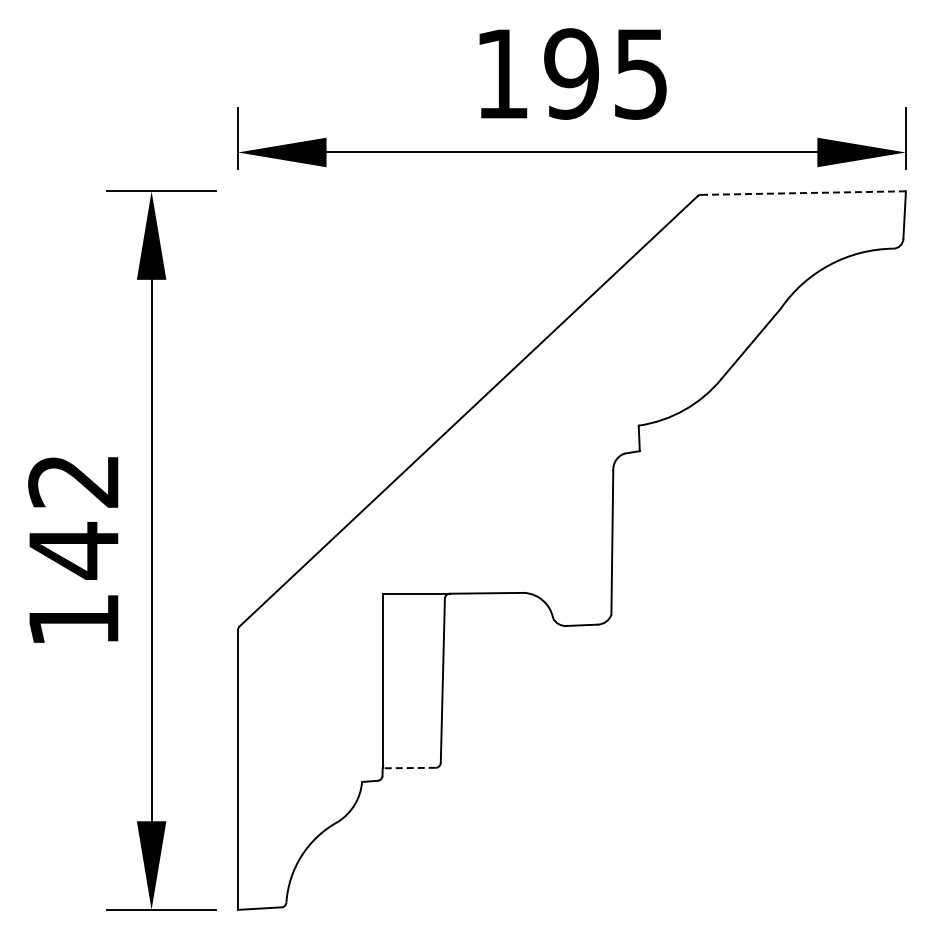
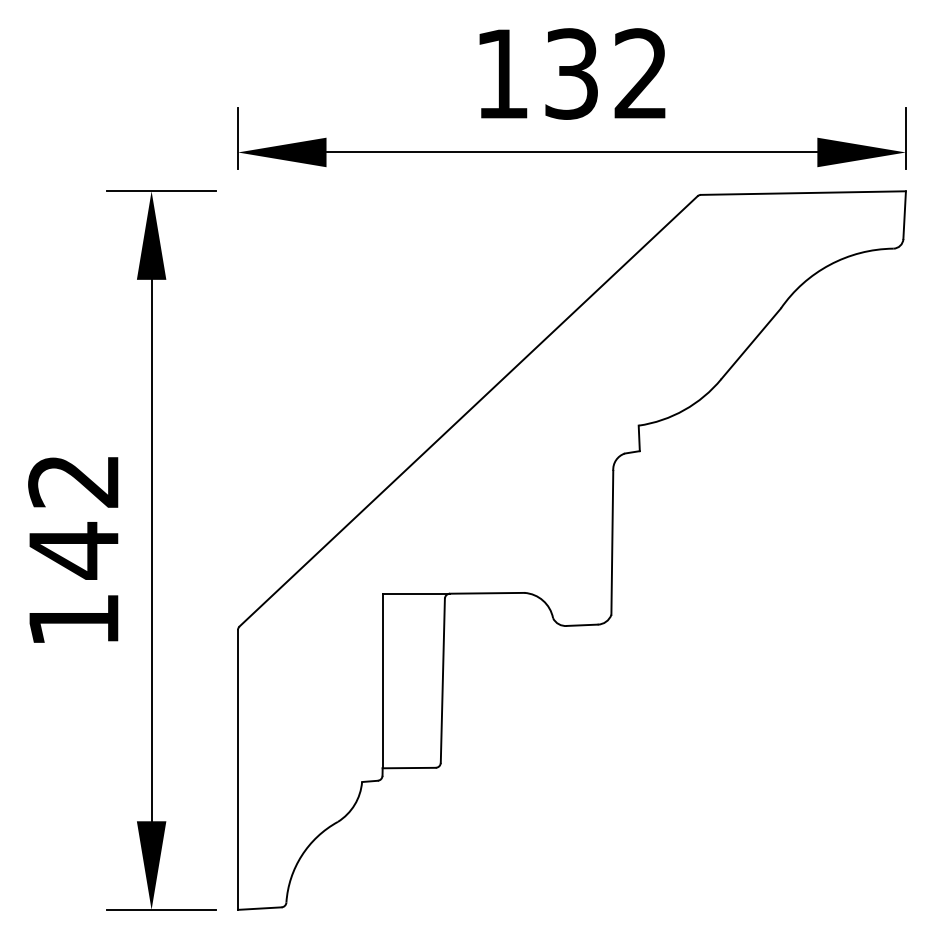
text: 195 -> 132 (605, 73)
line: dashed -> solid (803, 193)
line: dashed -> solid (409, 768)
